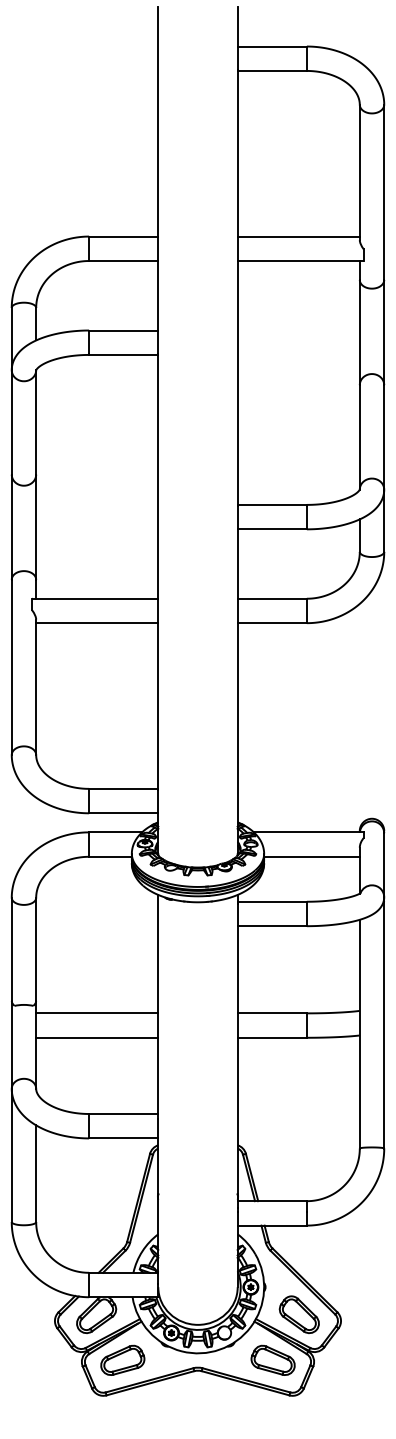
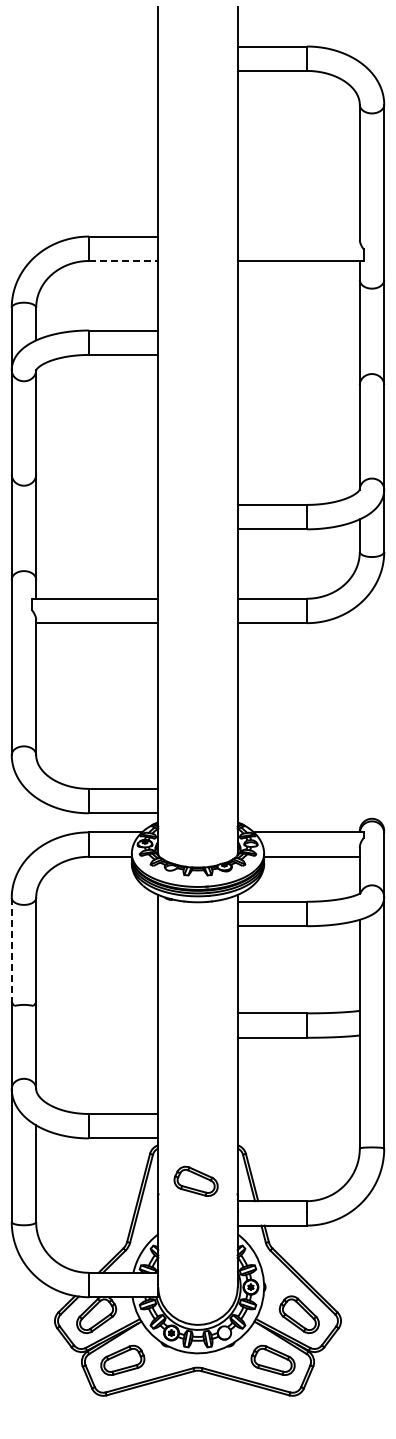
line: present -> none (298, 236)
line: solid -> dashed (123, 261)
line: solid -> dashed (11, 949)
line: present -> none (97, 1013)
line: present -> none (97, 1037)
part: none -> present (195, 1180)
